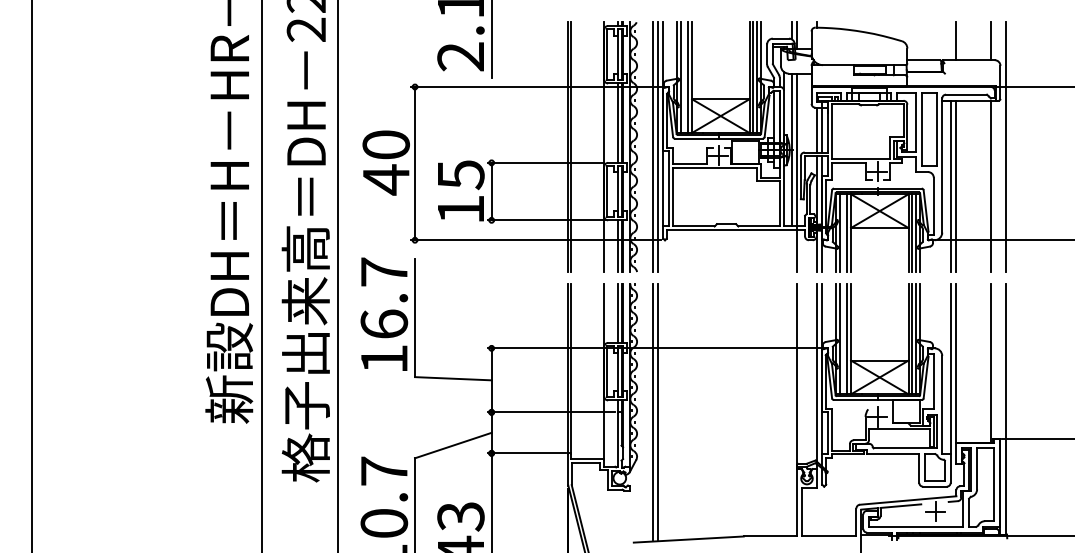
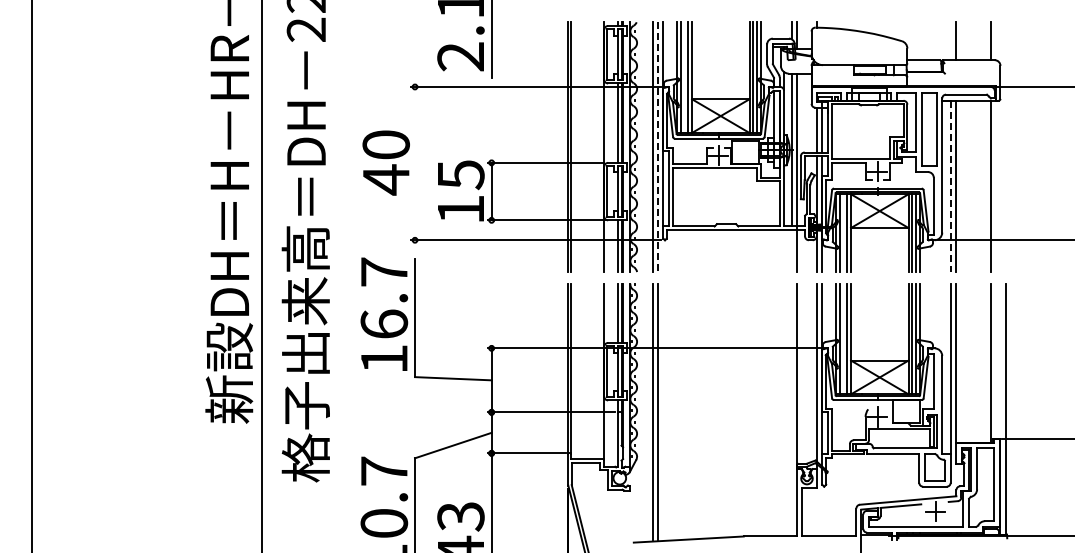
line: solid -> dashed (657, 147)
line: present -> none (1006, 147)
line: present -> none (415, 163)
line: solid -> dashed (950, 186)
line: present -> none (338, 275)
